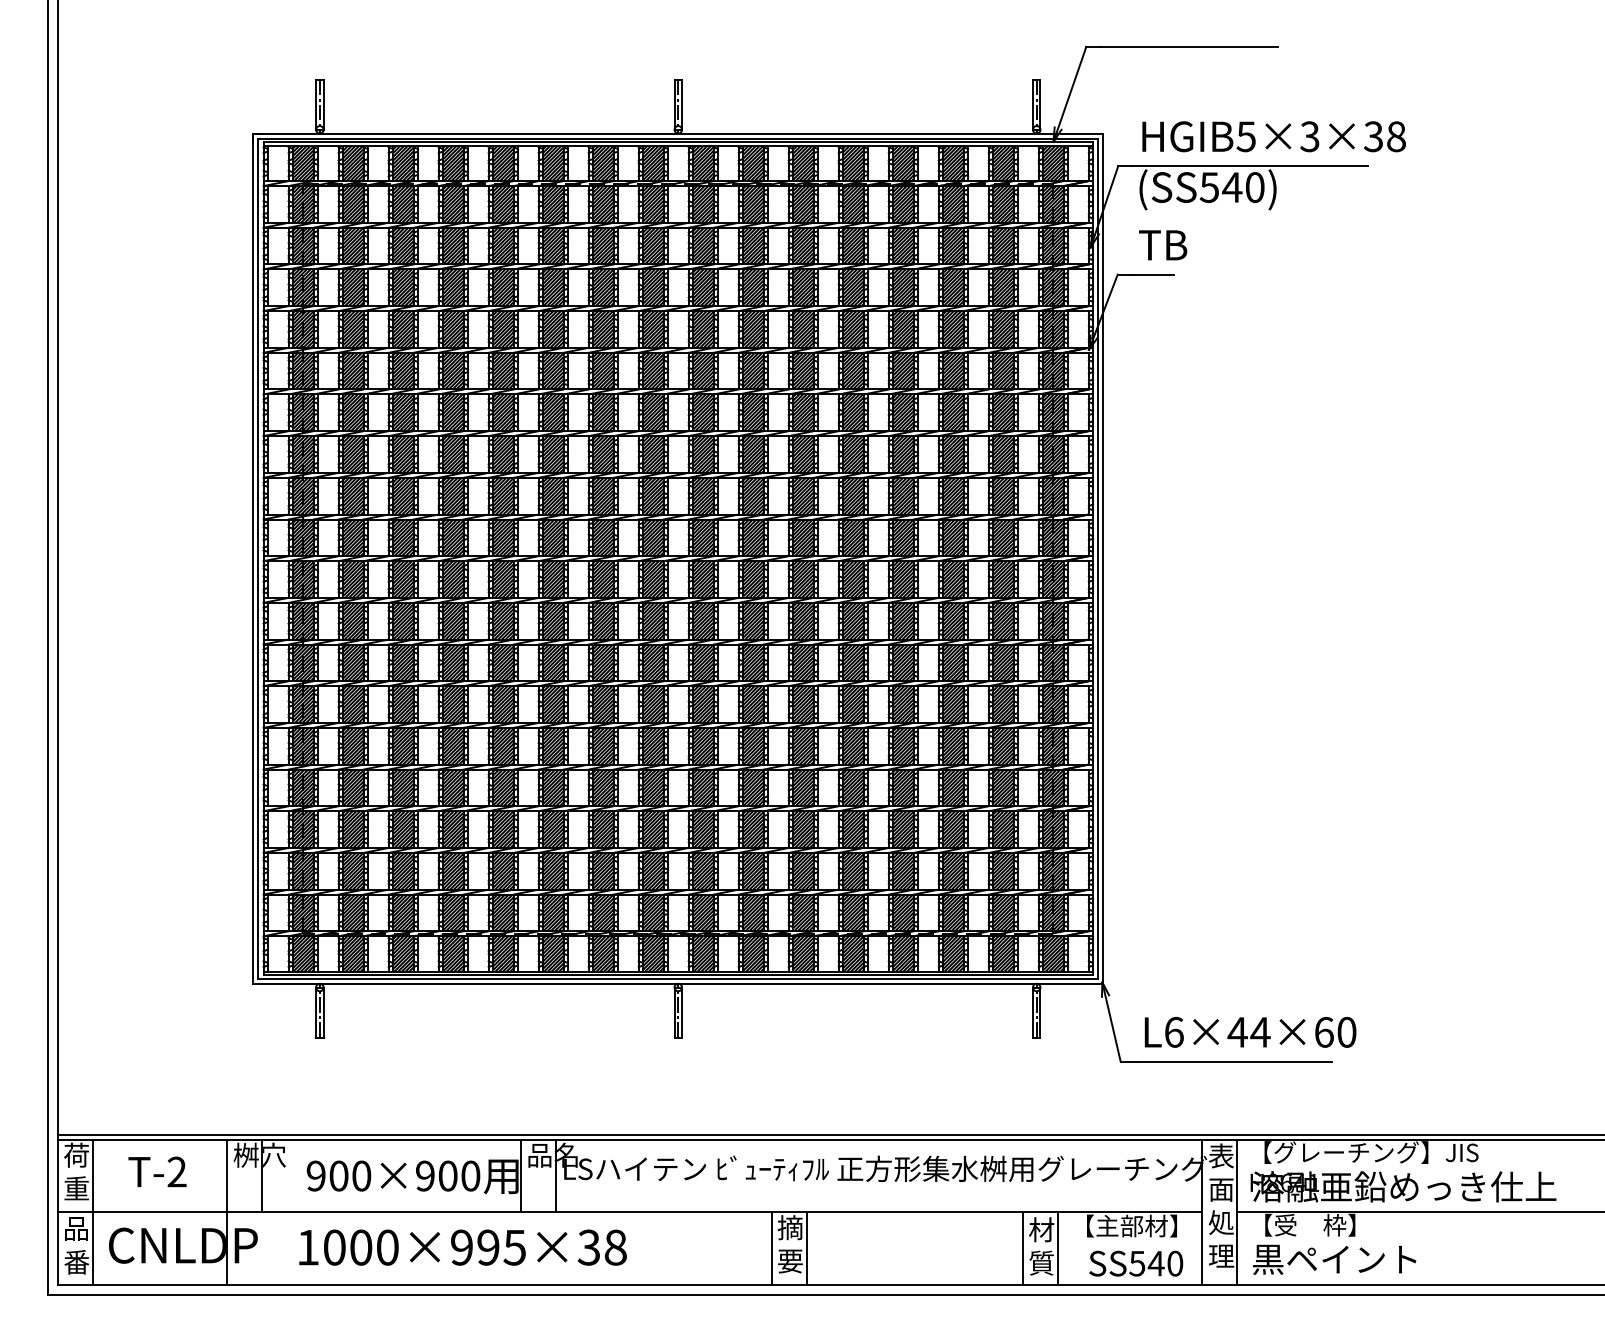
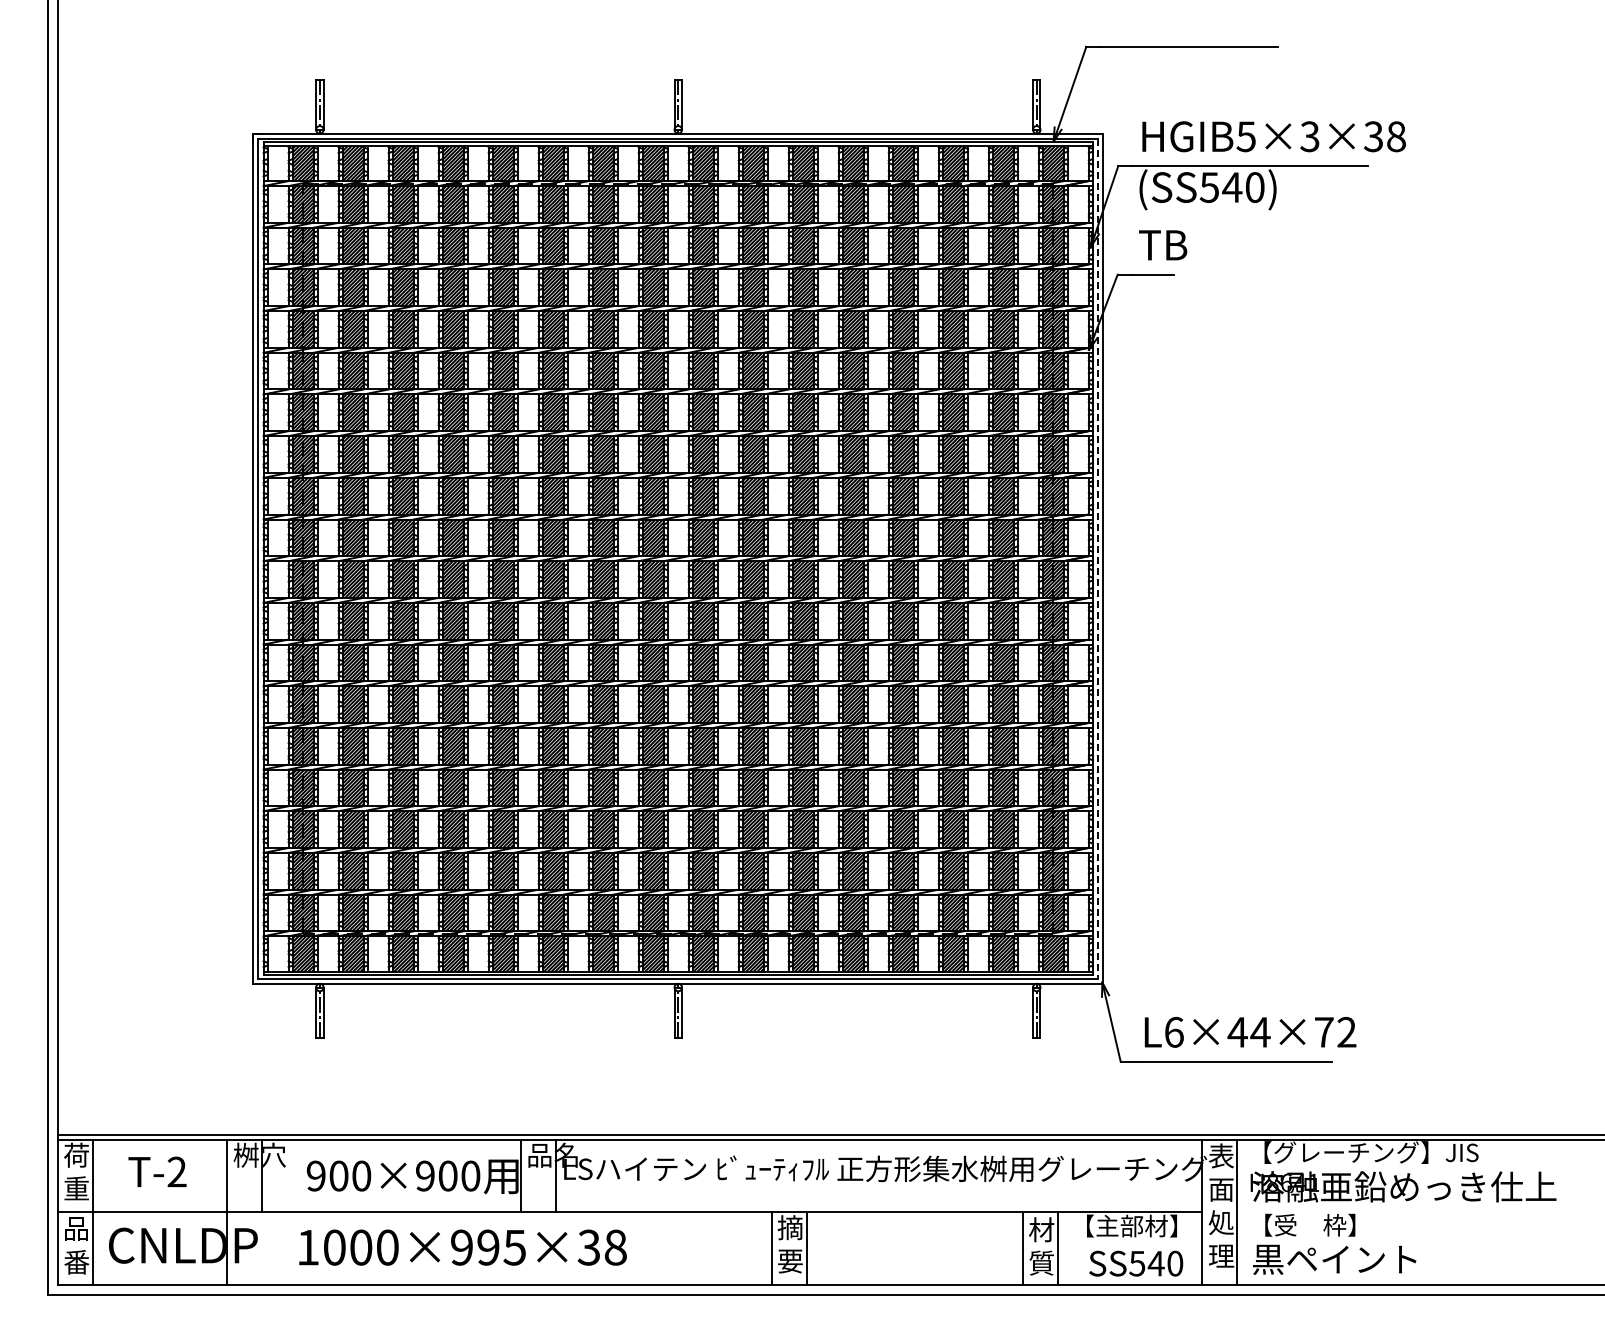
line: solid -> dashed (1098, 559)
text: L6×44×60 -> L6×44×72 (1335, 1031)
line: present -> none (1418, 1212)
